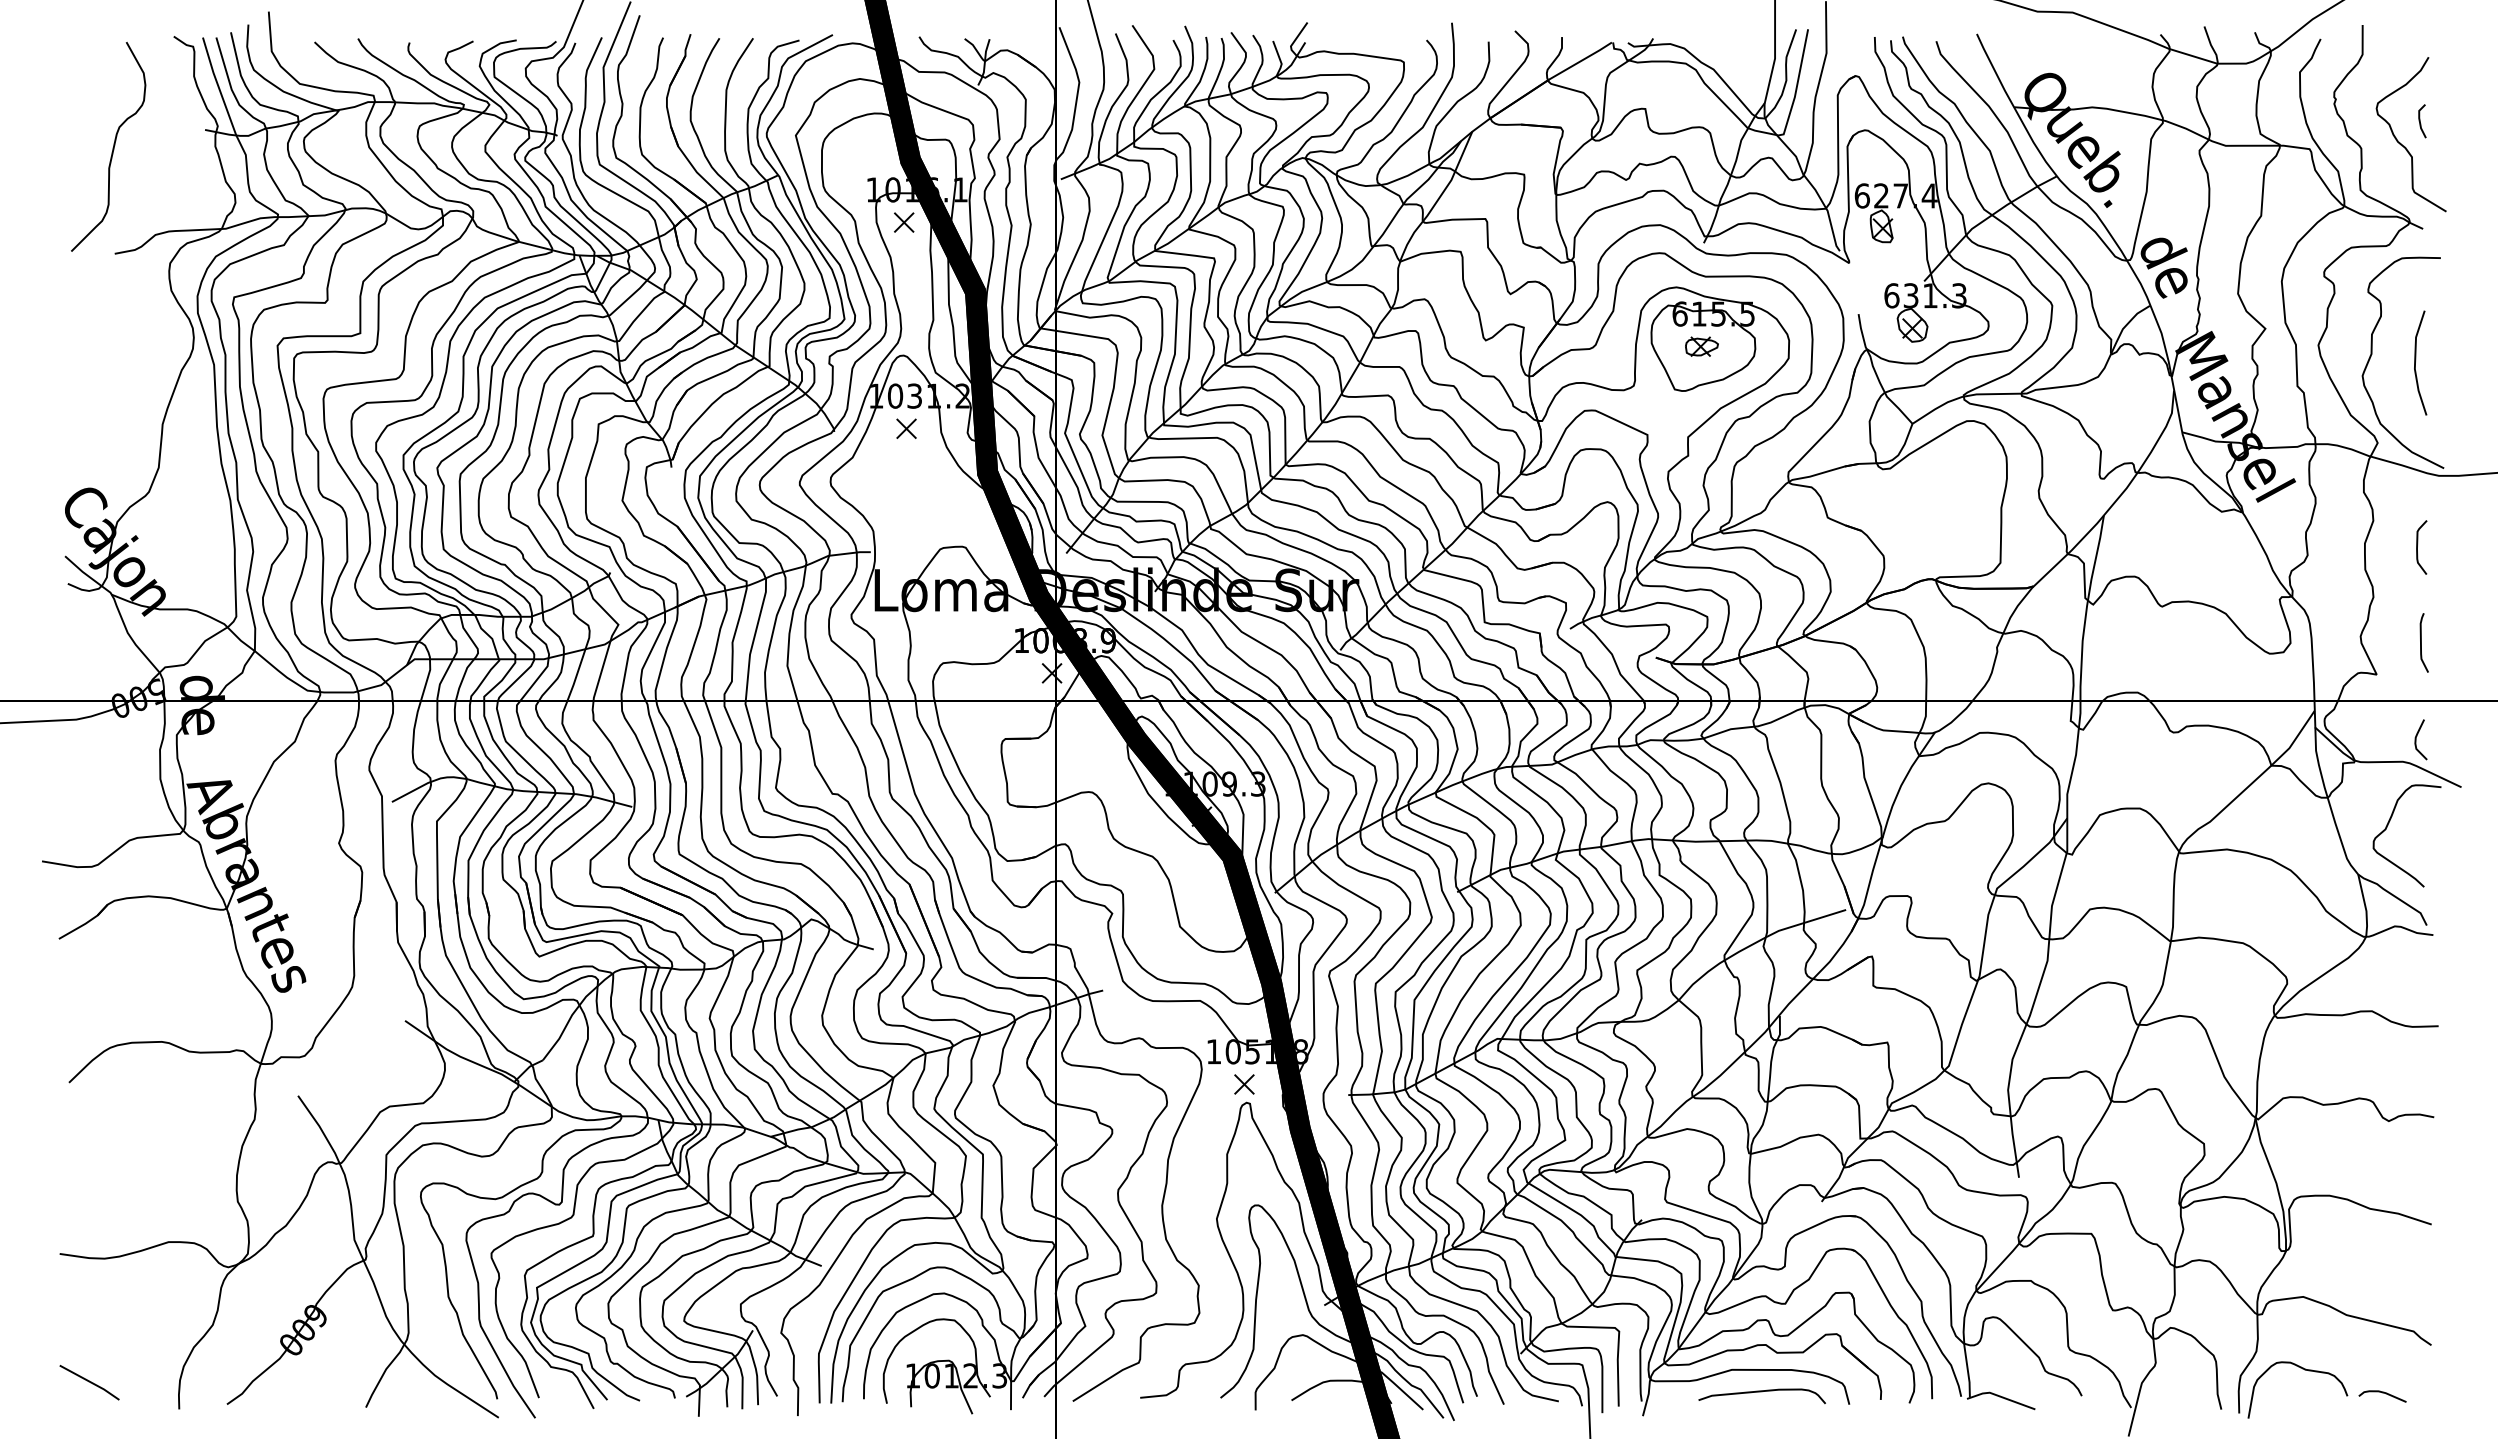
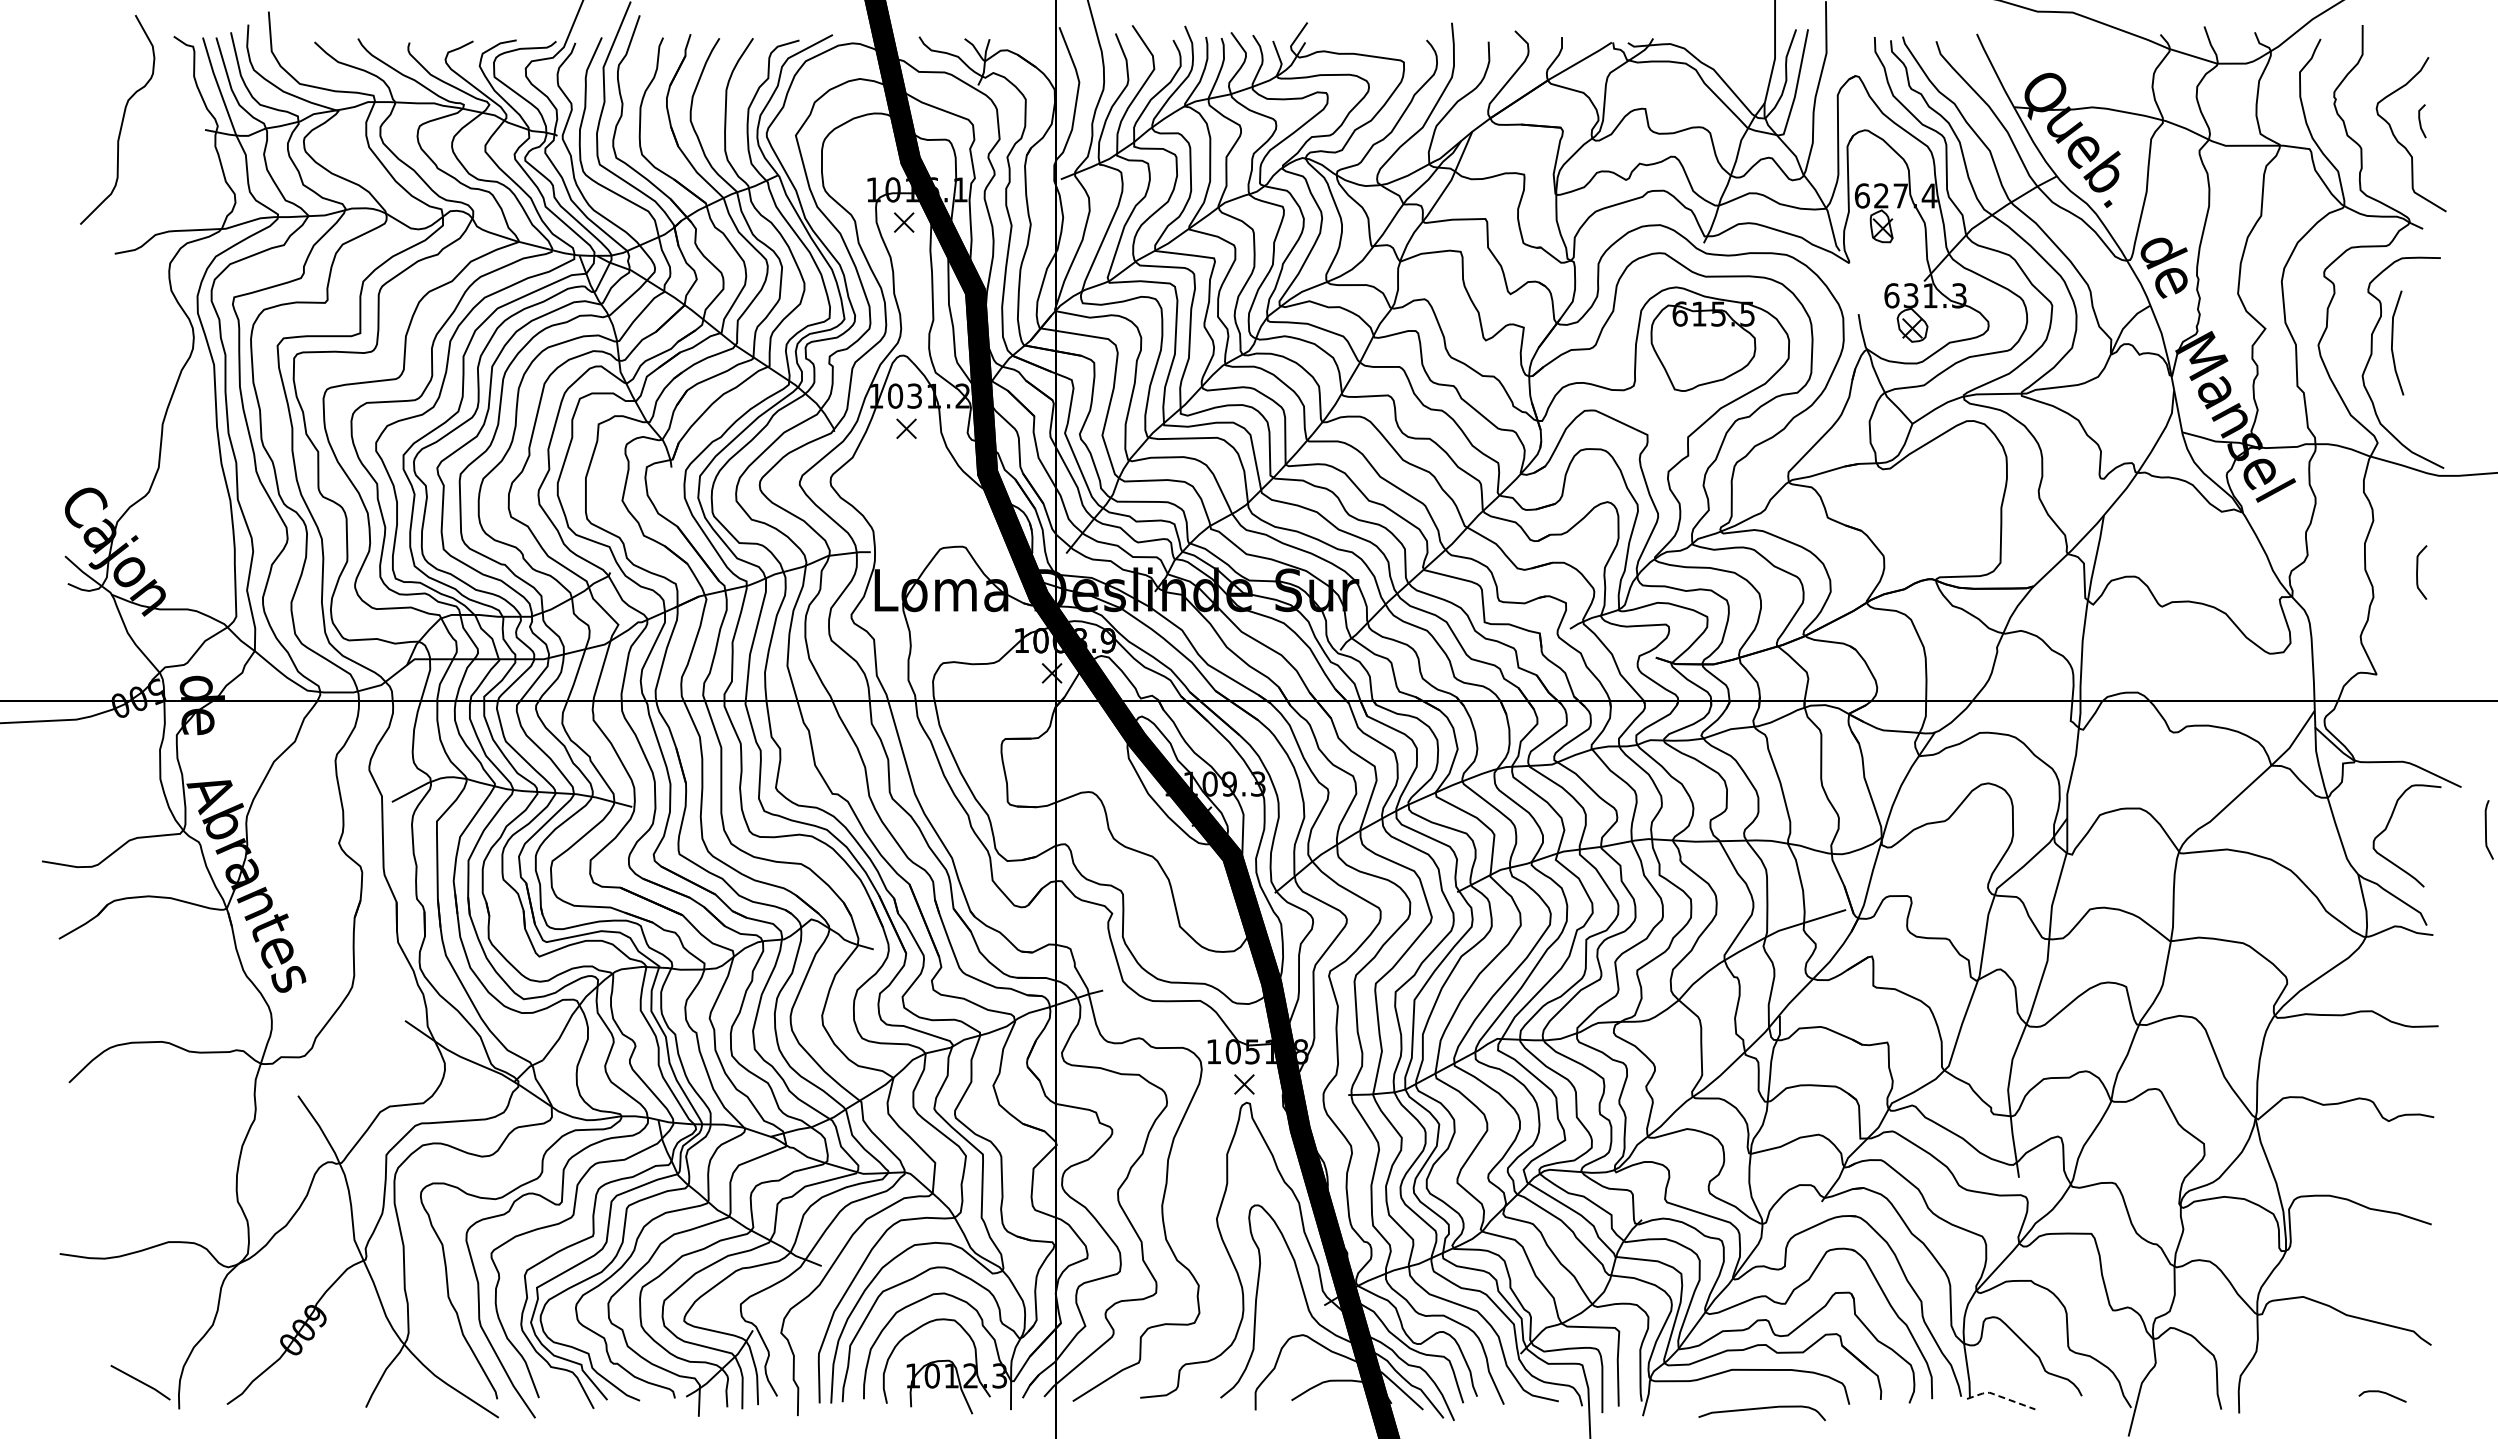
curve position: (112, 147) -> (121, 120) (121, 120)
part: present -> none (1701, 346)
line position: (2416, 360) -> (2393, 340) (2393, 340)
curve position: (2417, 547) -> (2417, 572) (2417, 572)
curve position: (2421, 642) -> (2486, 829) (2486, 829)
curve: present -> none (2416, 739)
curve: present -> none (2304, 1370)
line position: (89, 1382) -> (140, 1382) (140, 1382)
curve position: (1761, 1392) -> (1761, 1409) (1761, 1409)
line: solid -> dashed (2000, 1396)
